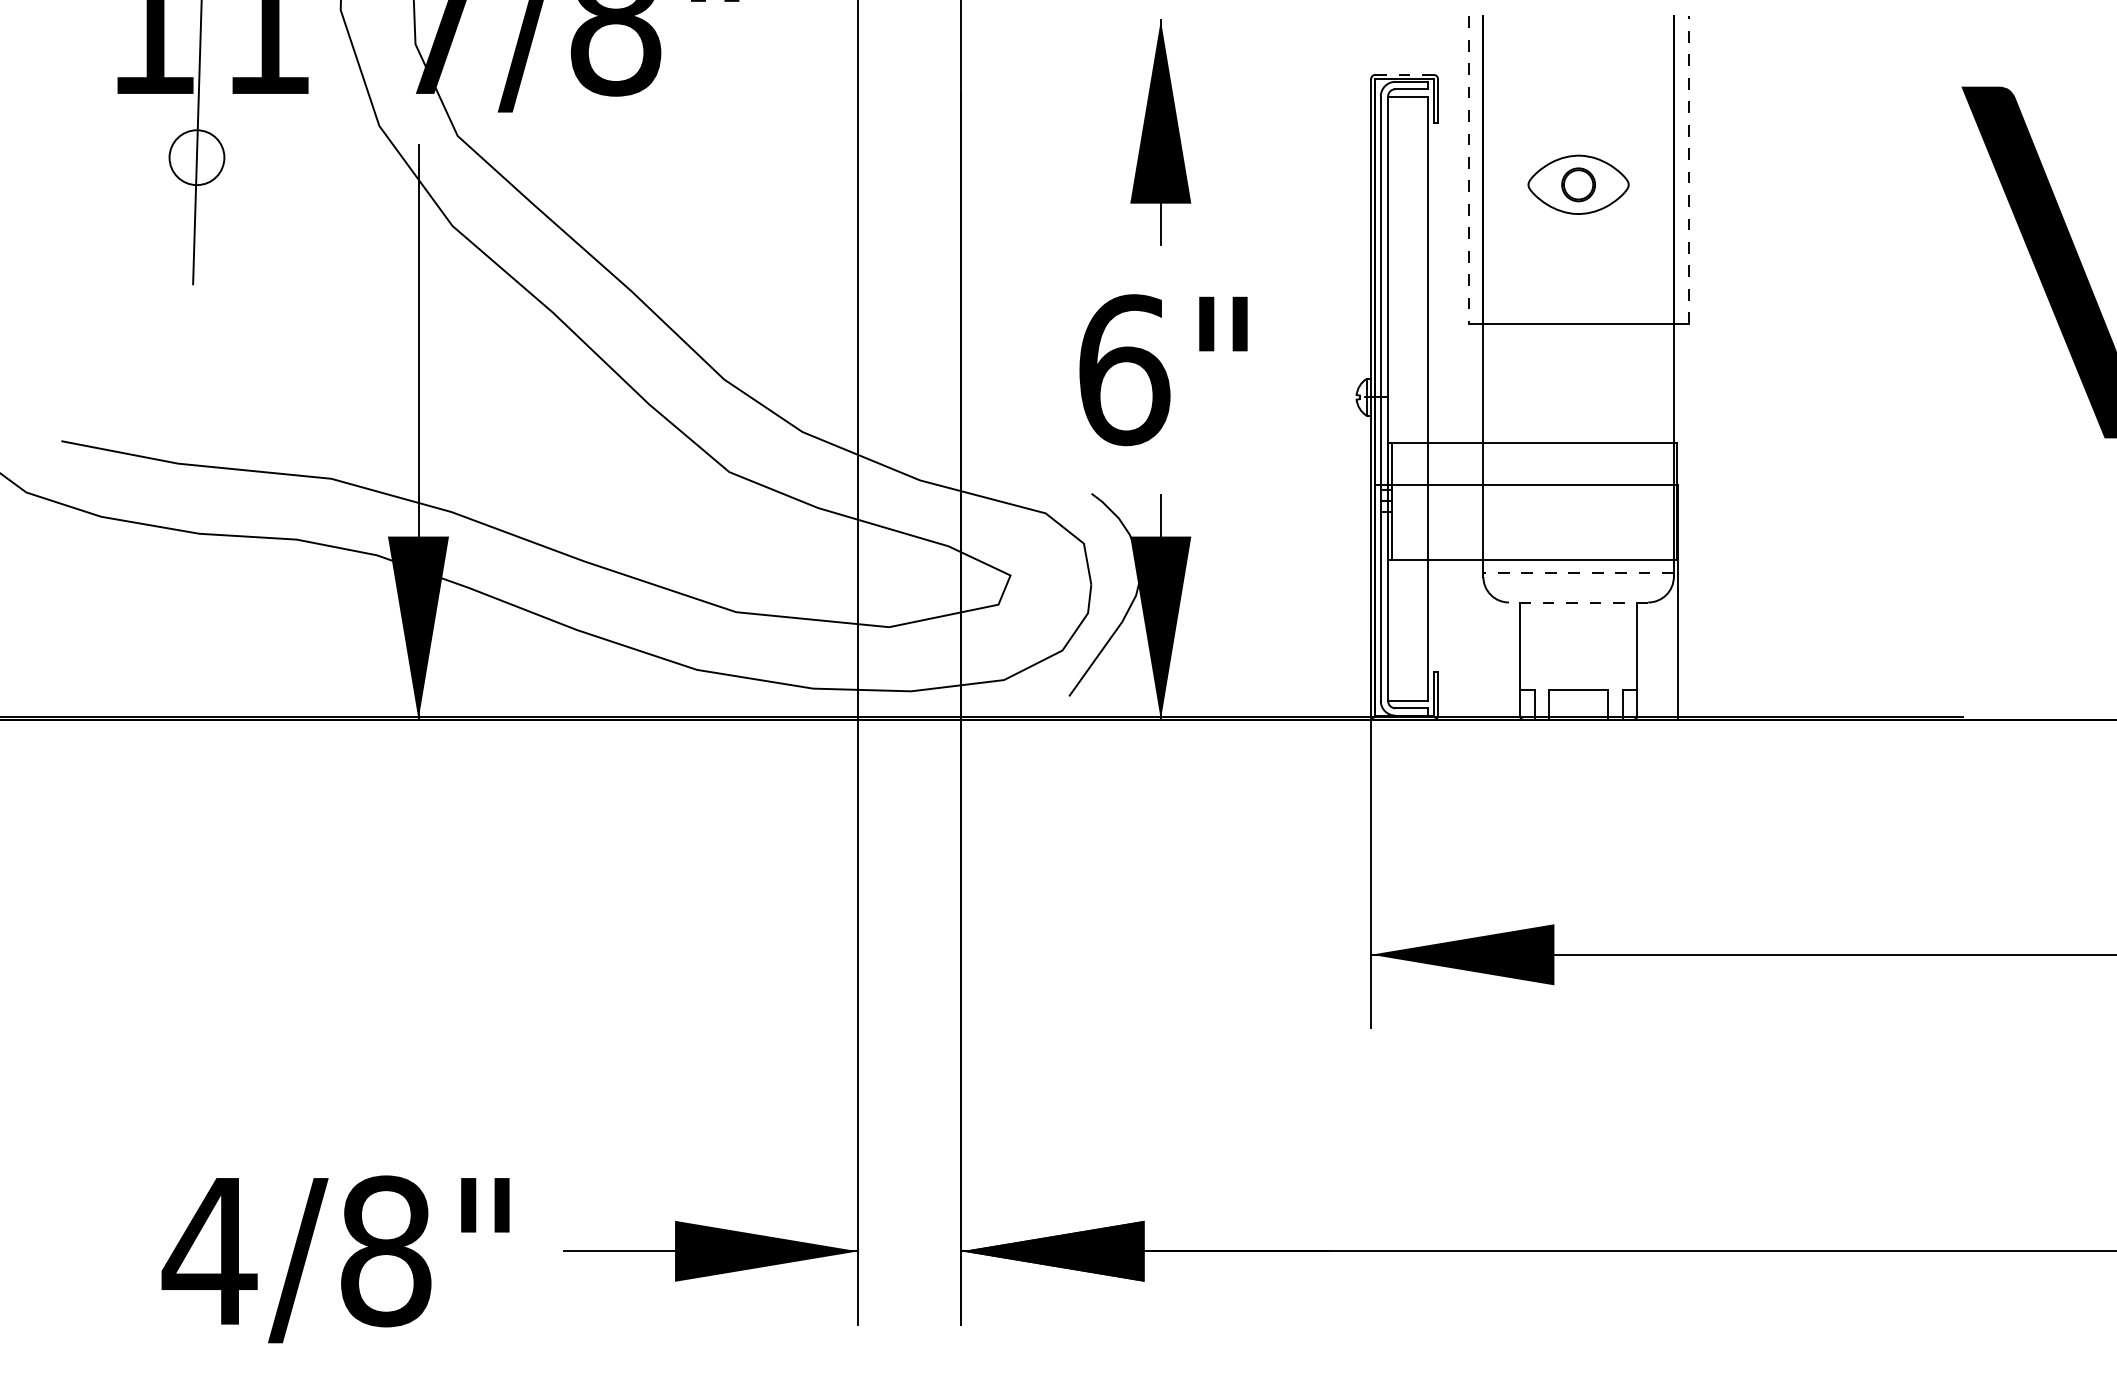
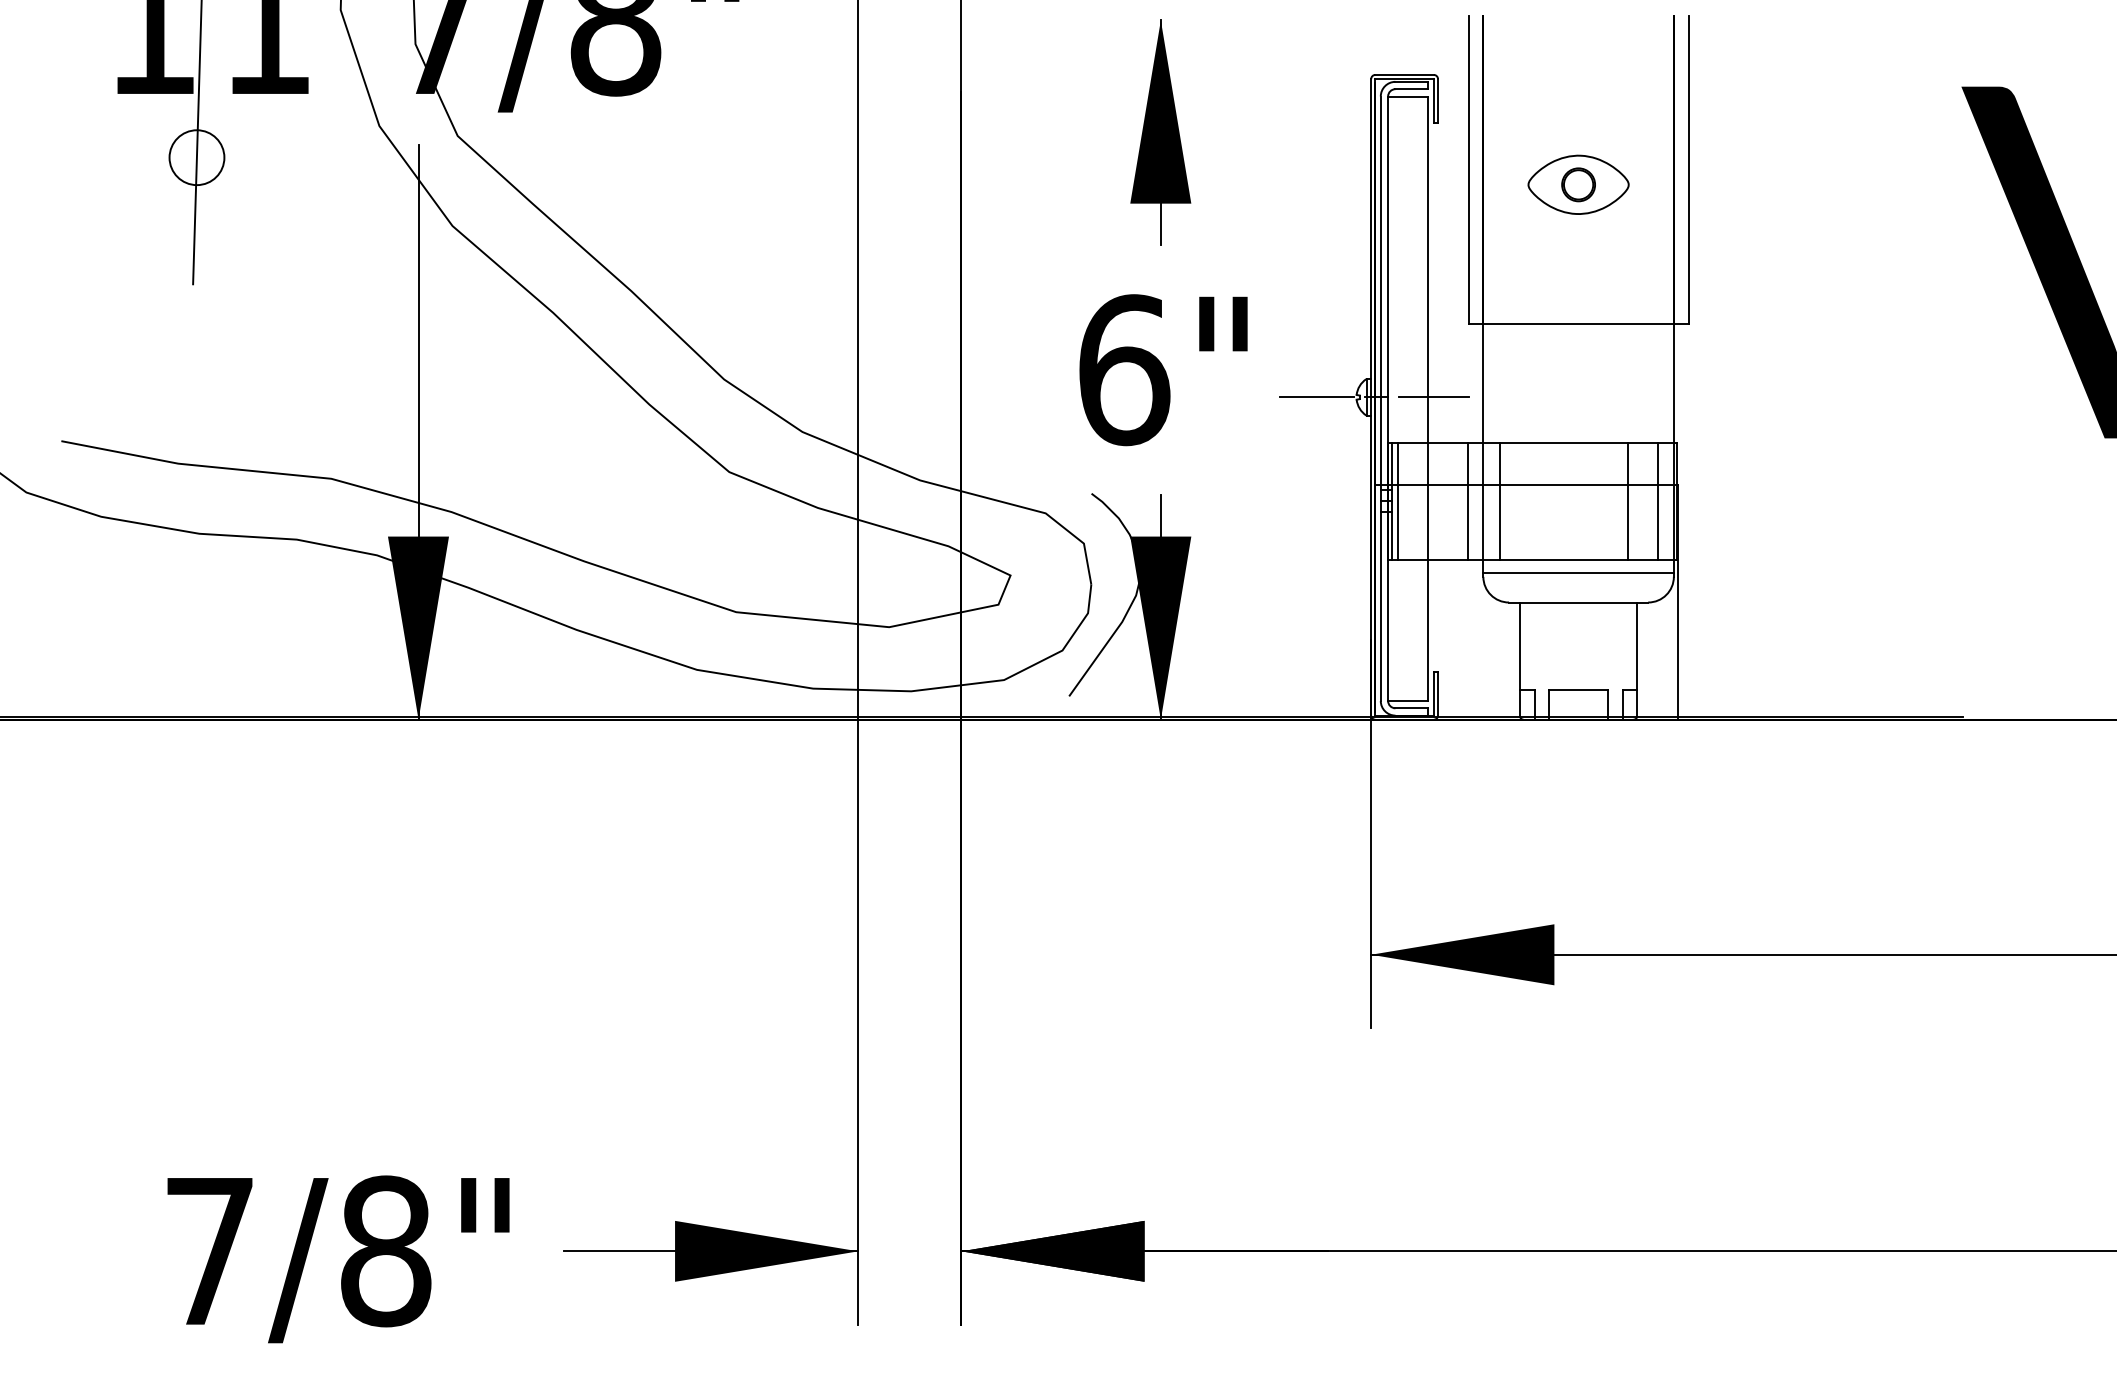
line: dashed -> solid (1405, 74)
line: dashed -> solid (1468, 170)
line: dashed -> solid (1688, 170)
line: none -> present (1316, 397)
line: none -> present (1433, 397)
line: none -> present (1398, 500)
line: none -> present (1468, 500)
line: none -> present (1499, 500)
line: none -> present (1628, 500)
line: none -> present (1657, 500)
line: dashed -> solid (1578, 573)
line: dashed -> solid (1578, 602)
text: 4/8" -> 7/8" (209, 1251)
